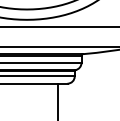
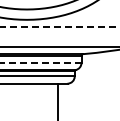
line: solid -> dashed (59, 26)
line: solid -> dashed (40, 62)
